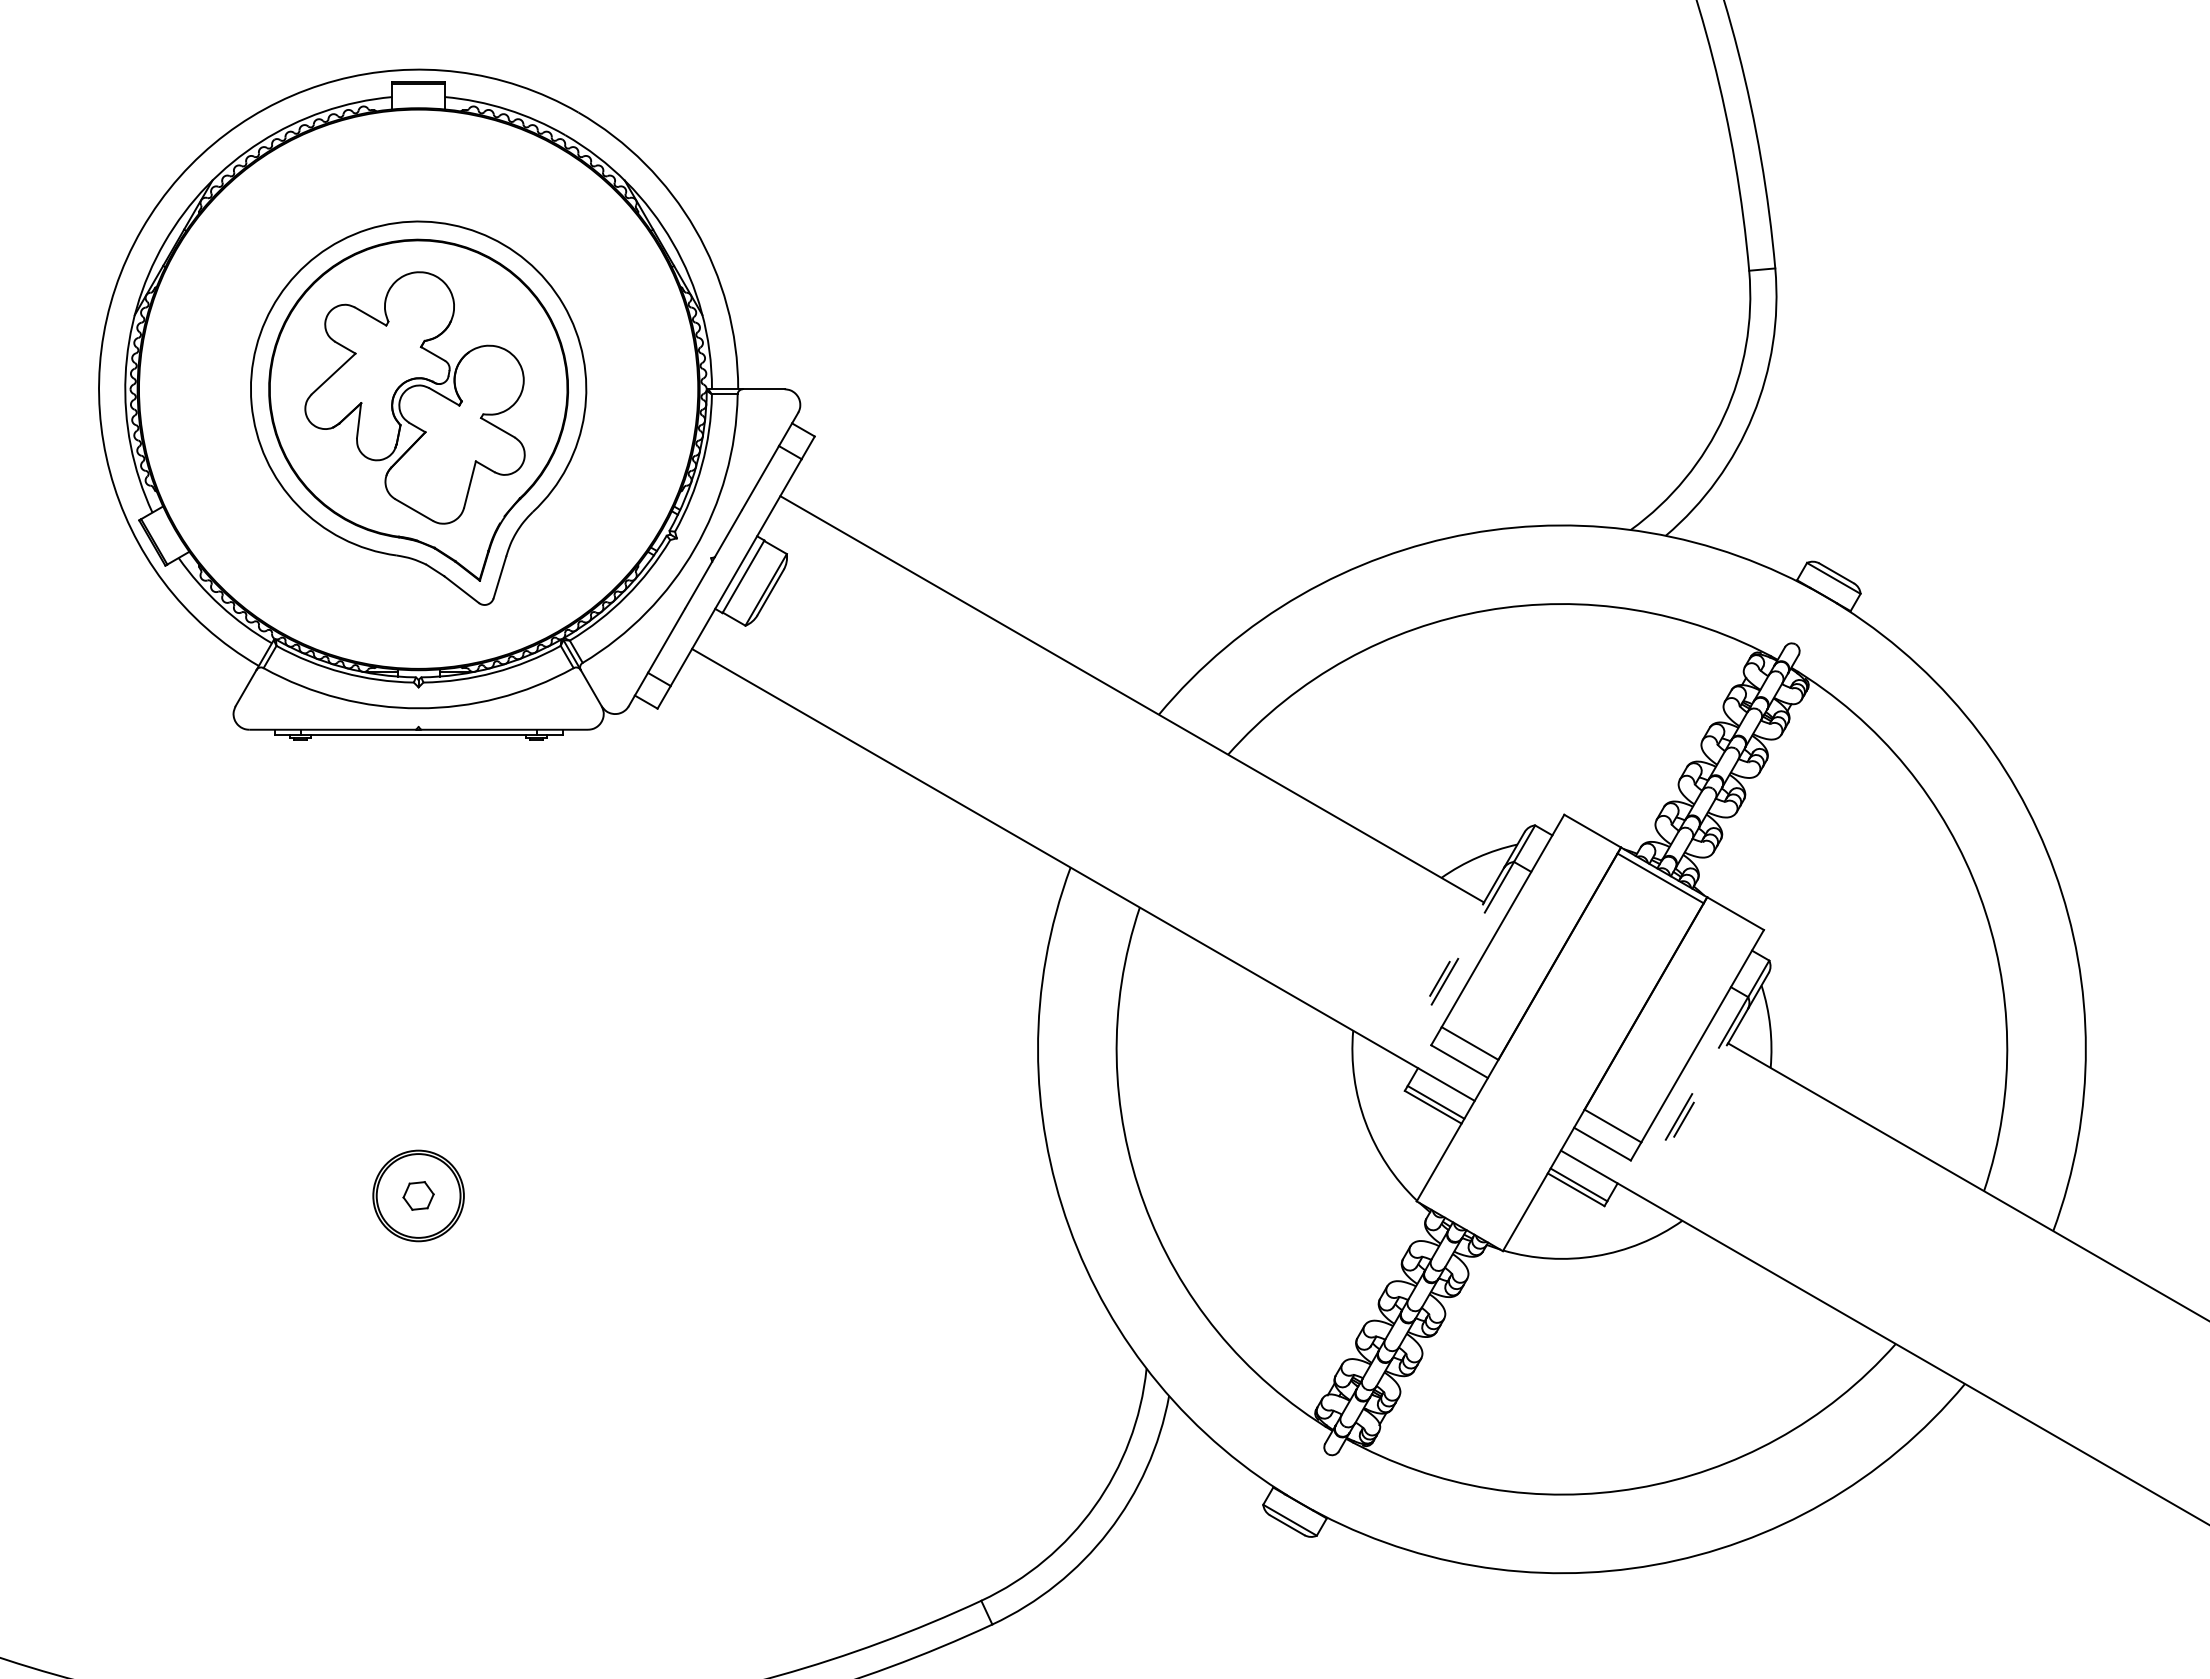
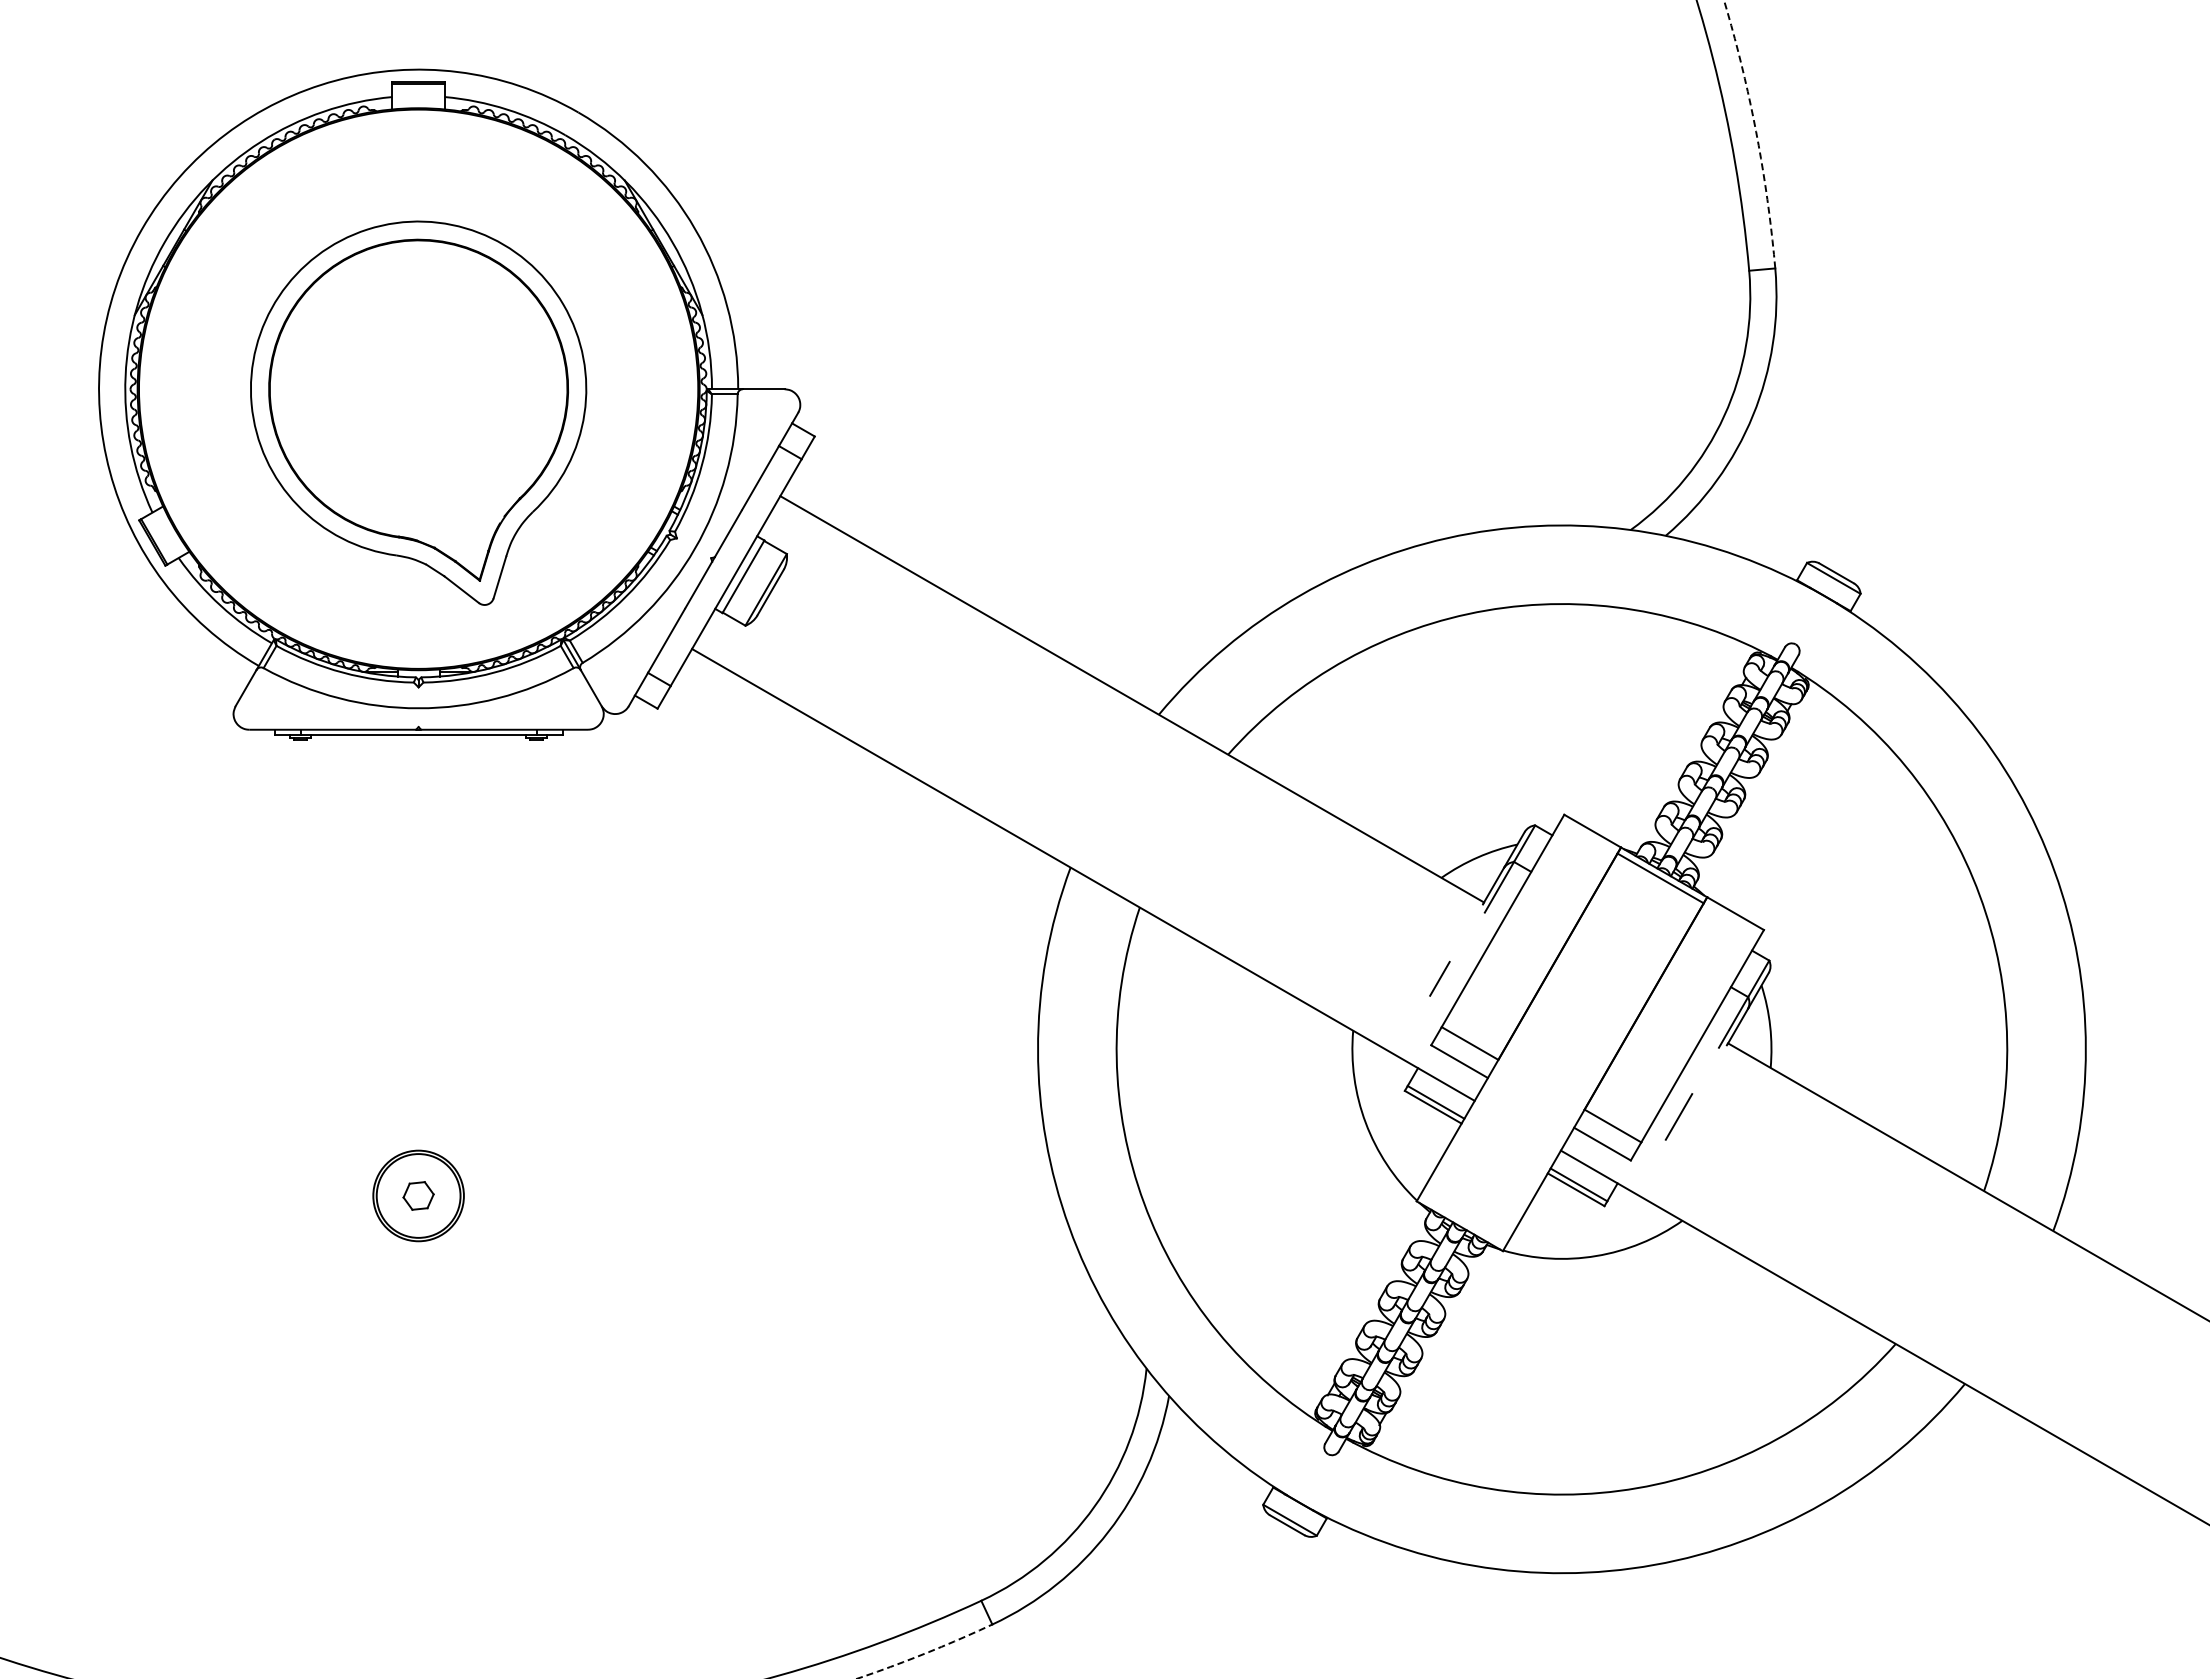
arc: solid -> dashed (1740, 61)
part: present -> none (414, 397)
line: present -> none (1444, 981)
line: present -> none (1683, 1119)
